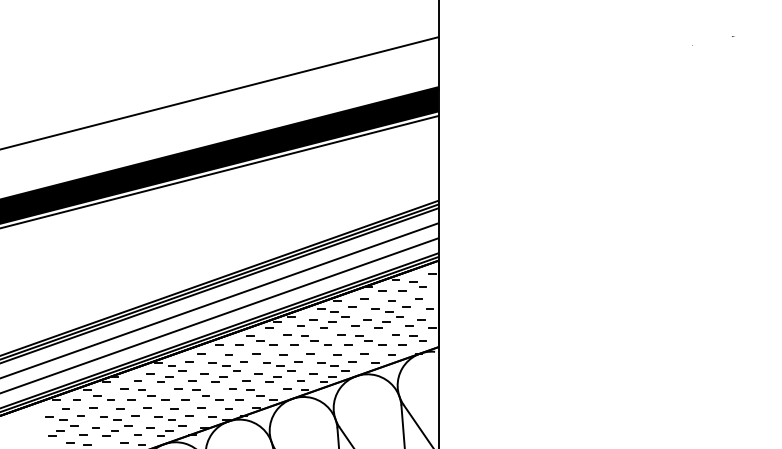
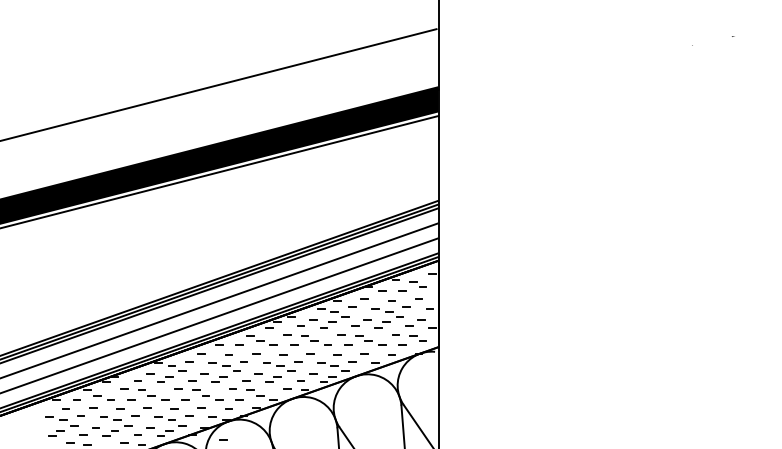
line position: (220, 93) -> (219, 84) (219, 84)
line: none -> present (223, 439)
